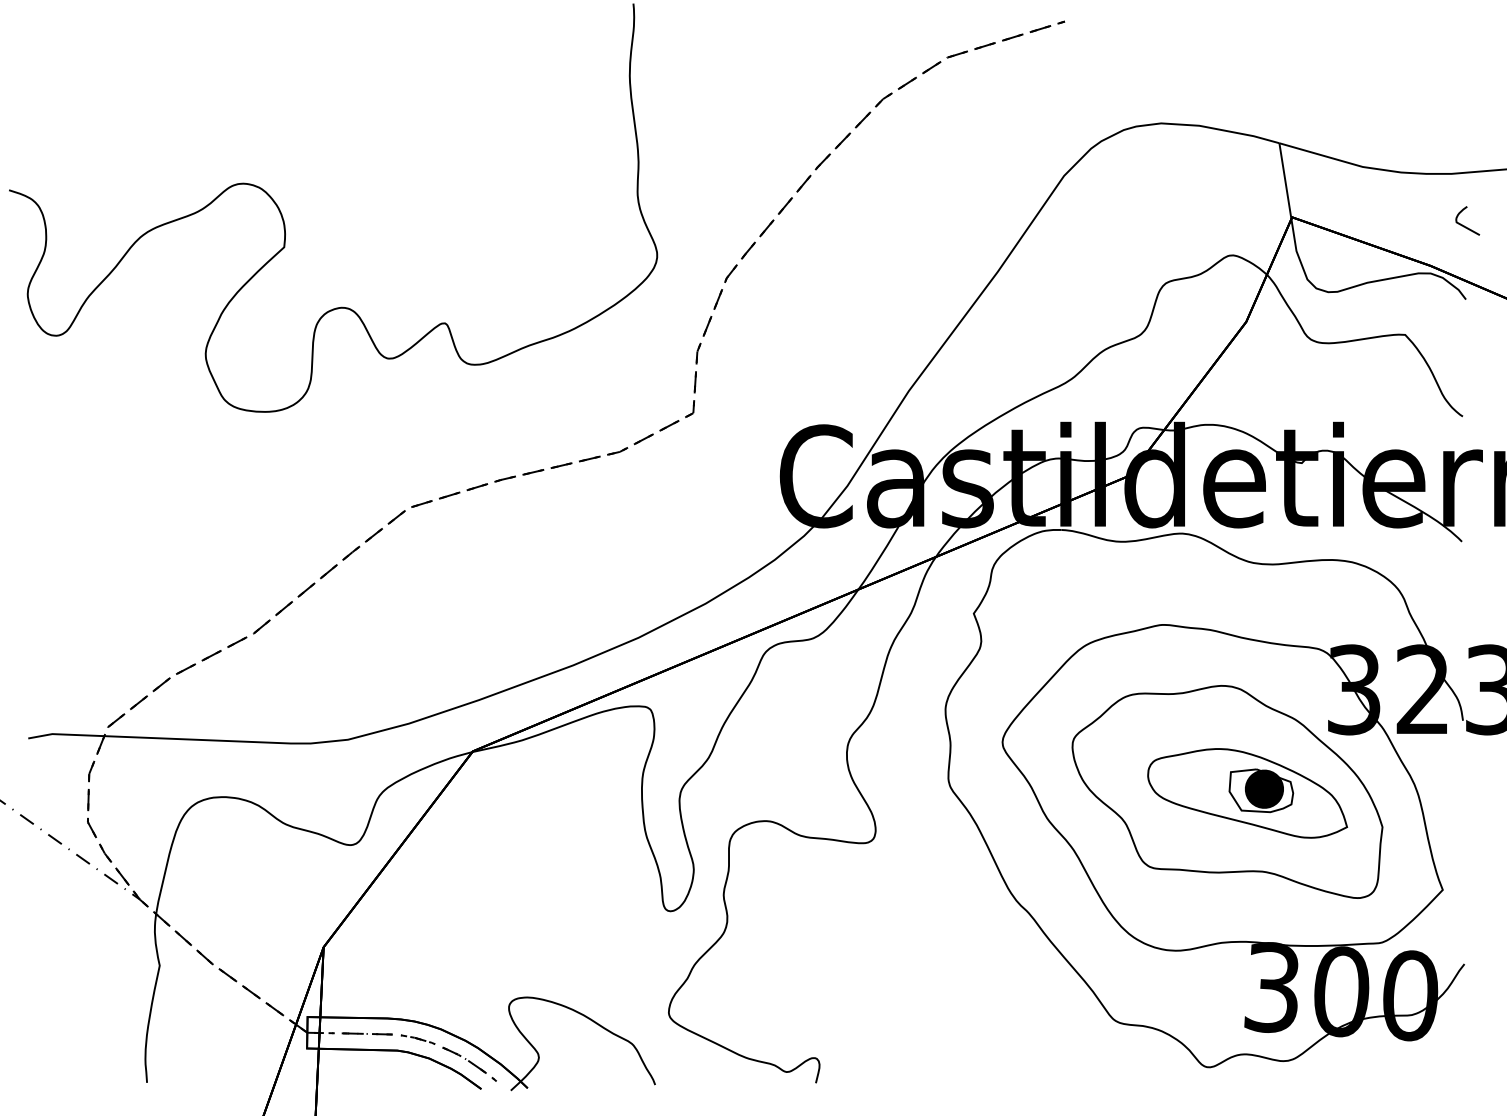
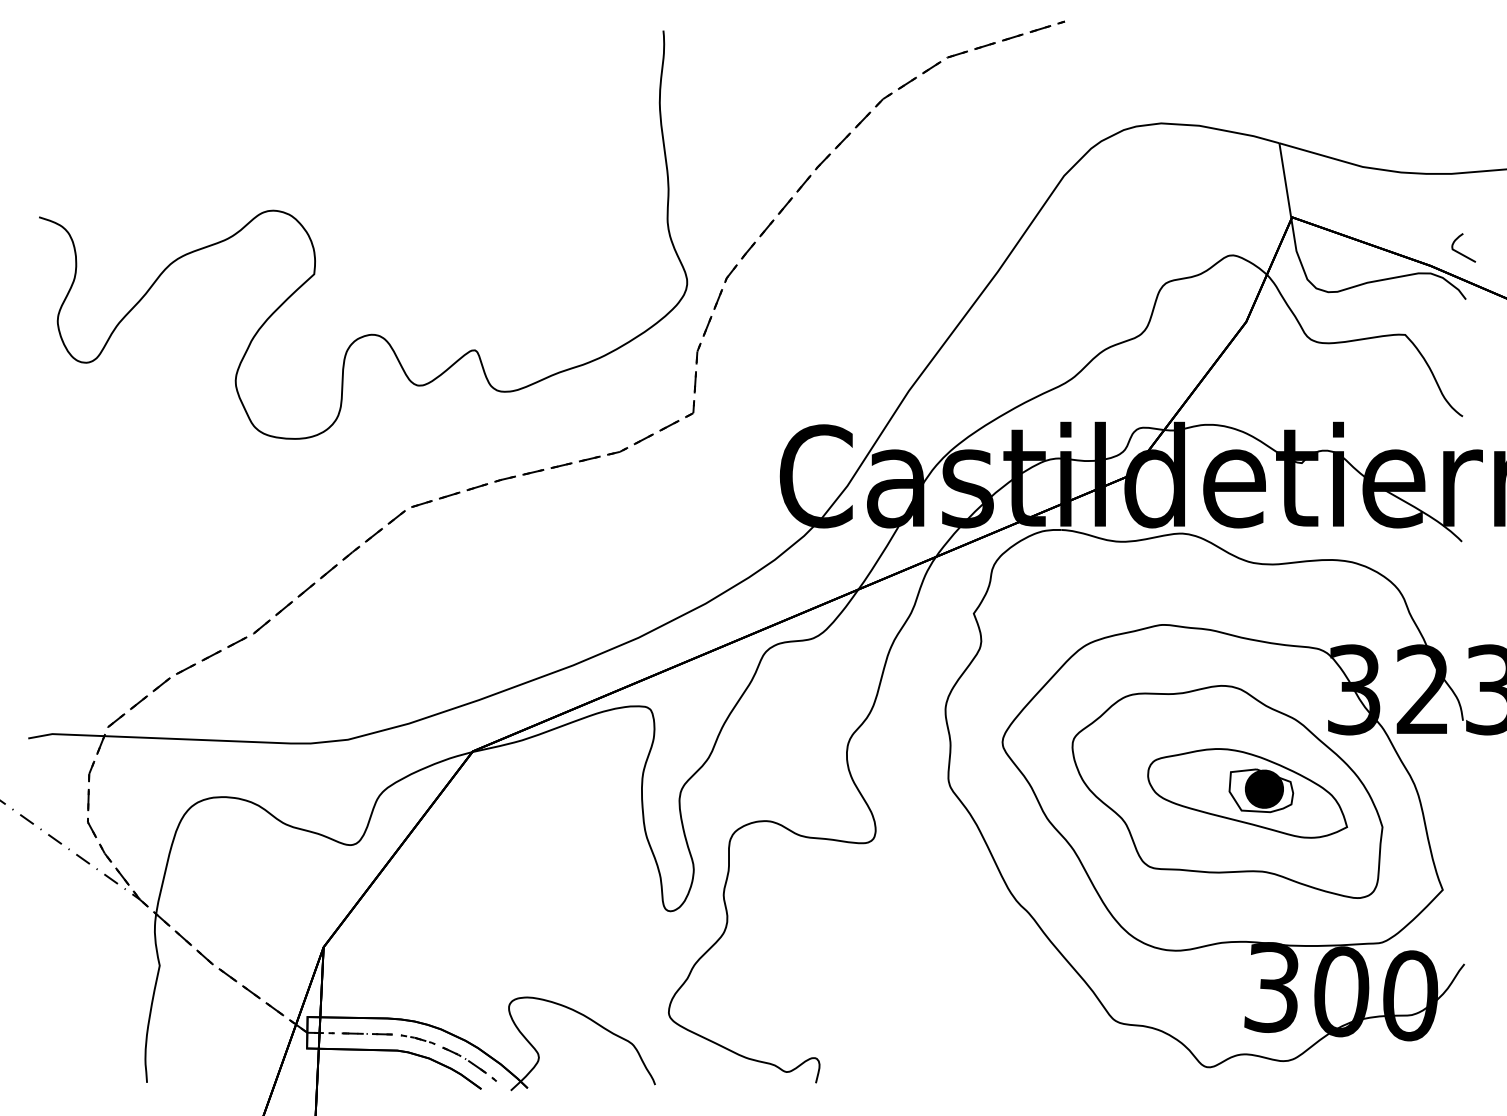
curve position: (284, 220) -> (314, 247) (314, 247)
curve position: (1464, 225) -> (1460, 252) (1460, 252)
